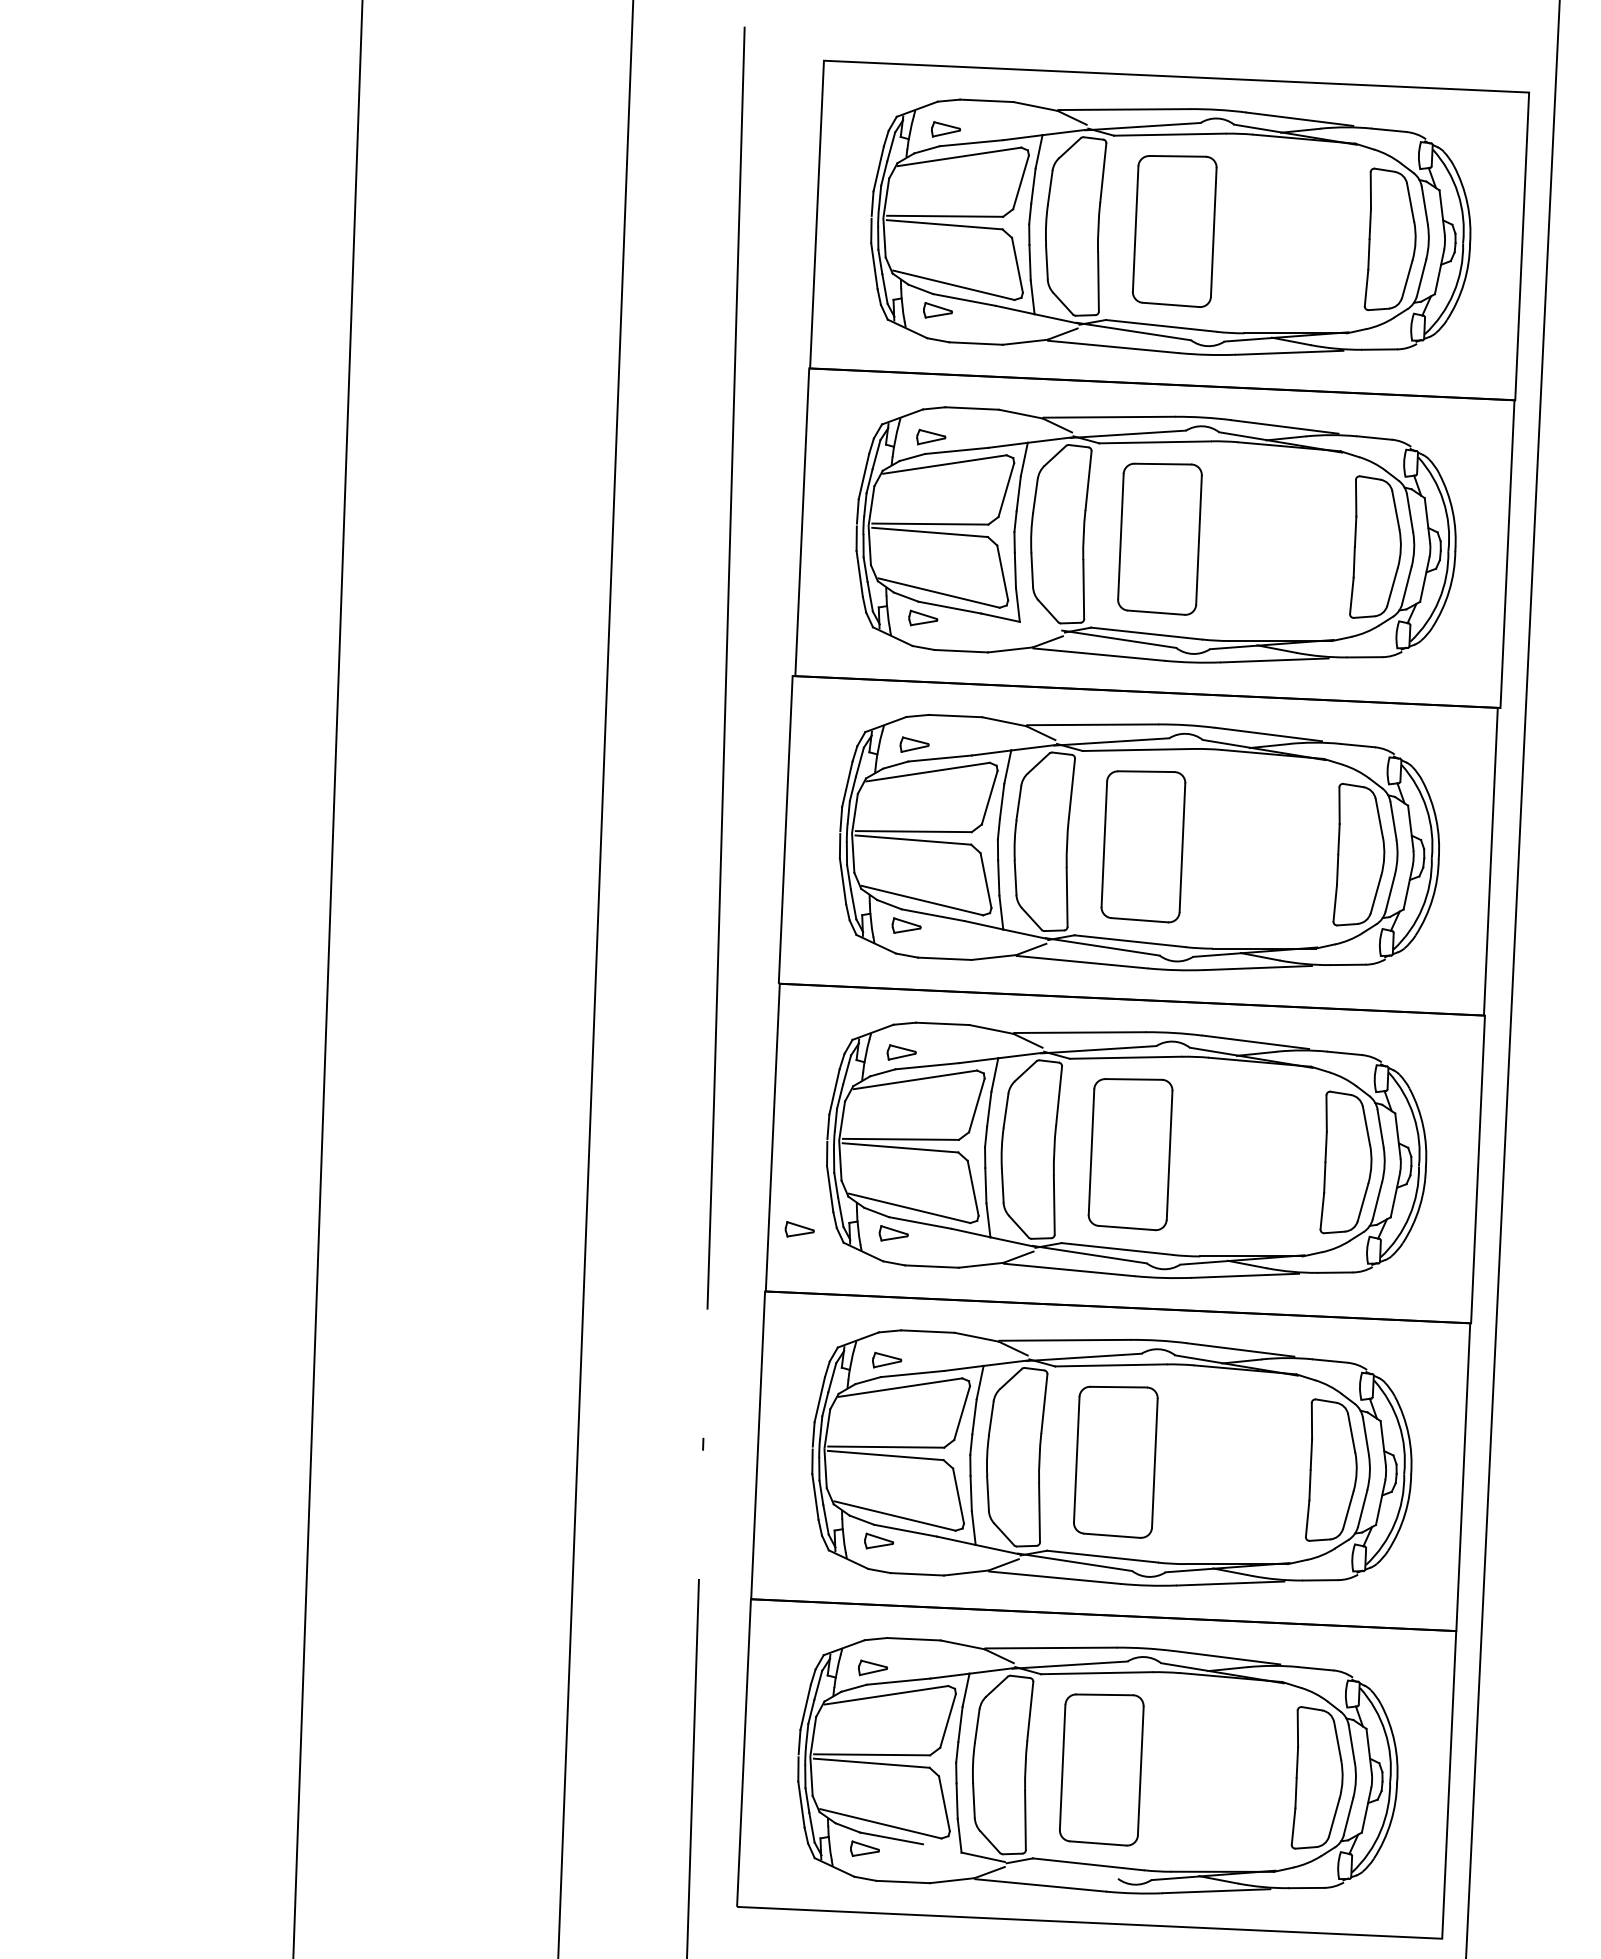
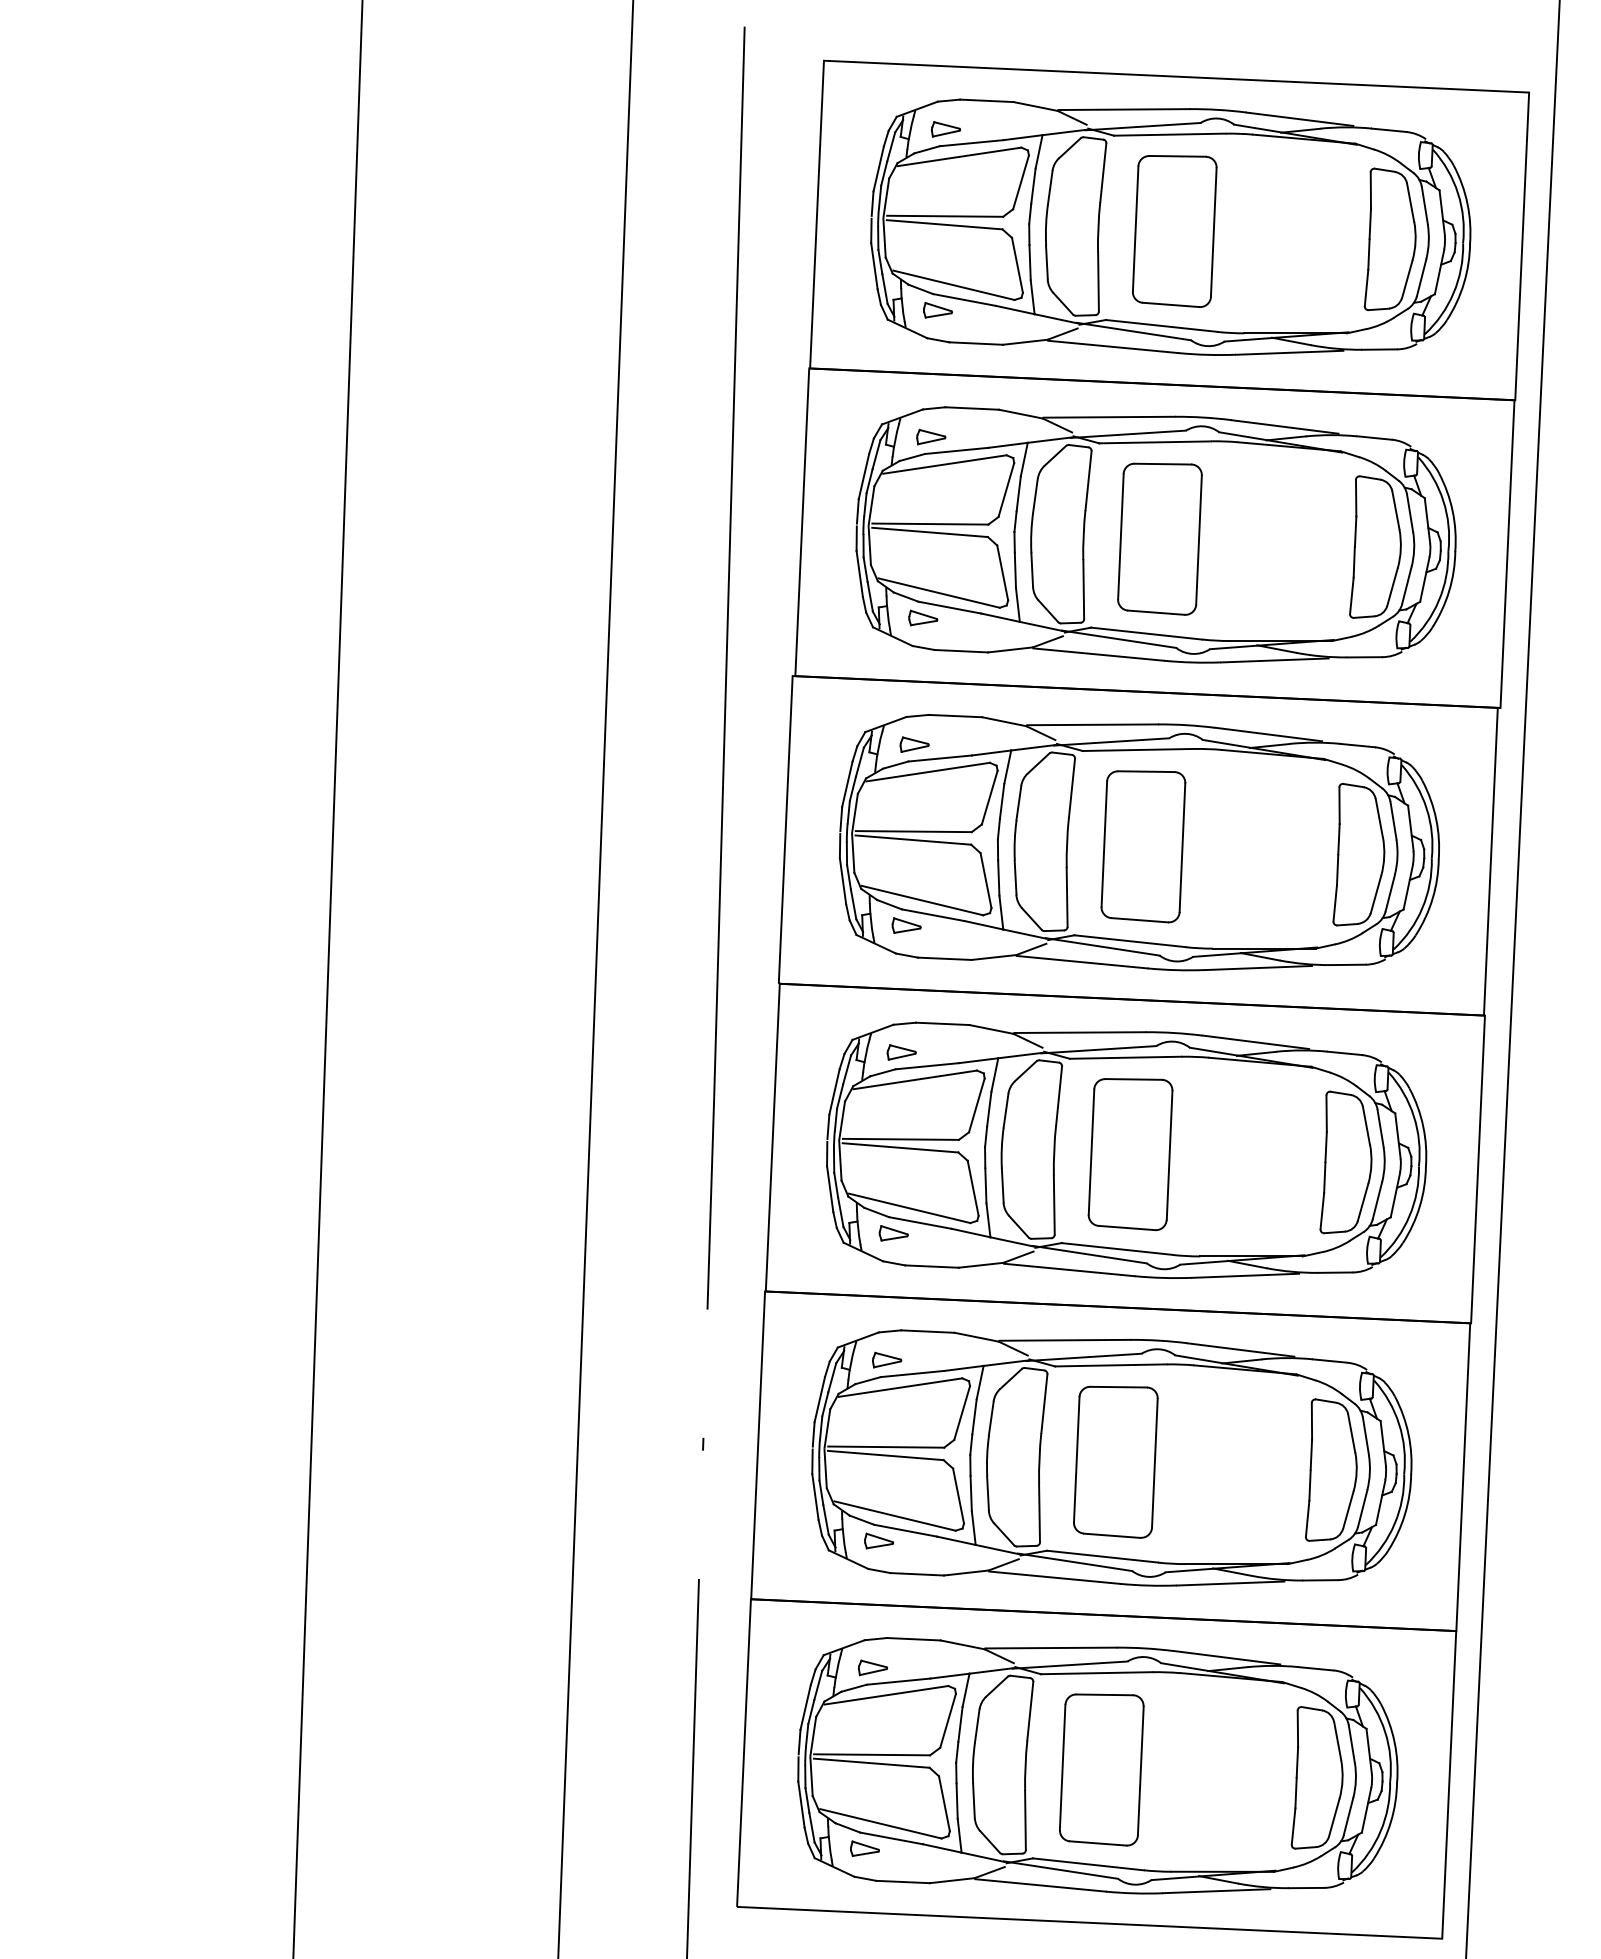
line: none -> present (1041, 626)
part: present -> none (799, 1229)
line: none -> present (942, 1848)
line: none -> present (1060, 1869)
